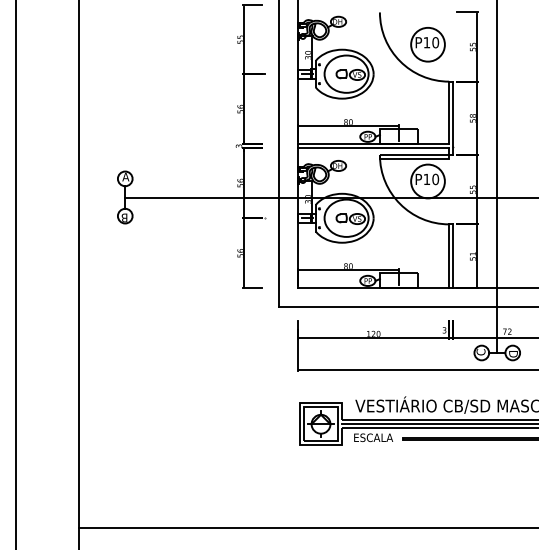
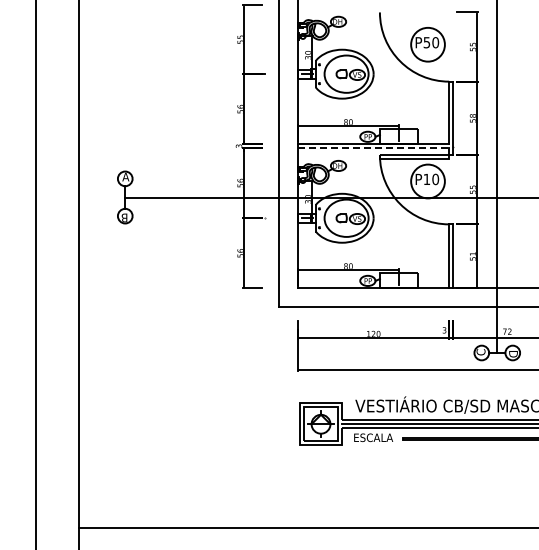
text: P10 -> P50 (426, 42)
line: solid -> dashed (373, 148)
line position: (16, 274) -> (36, 274) (36, 274)
